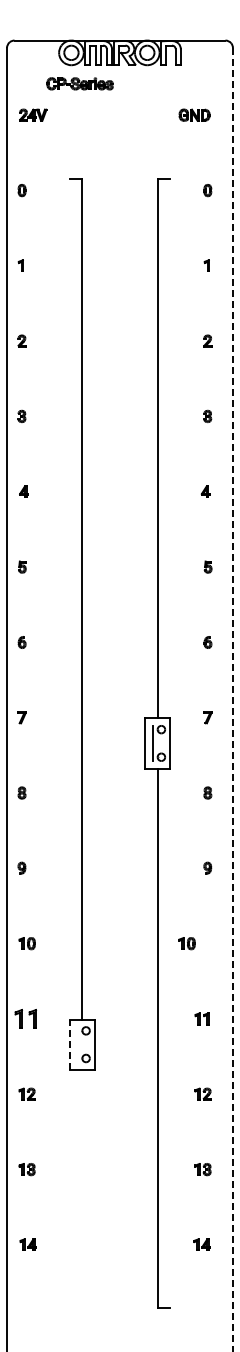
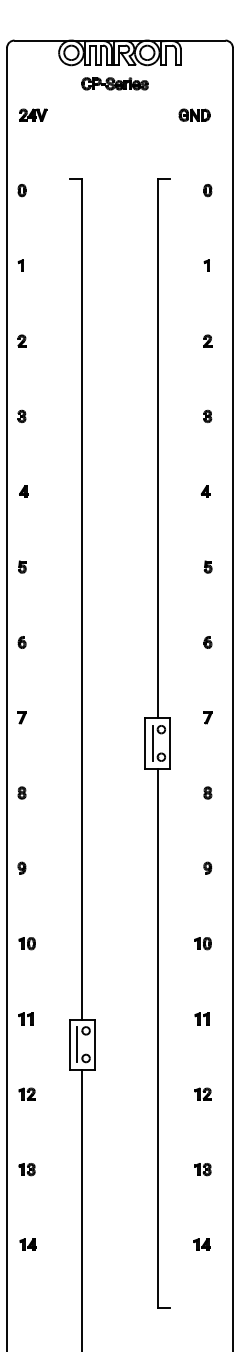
part position: (79, 83) -> (114, 83) (114, 83)
line: dashed -> solid (232, 700)
part position: (186, 943) -> (202, 943) (202, 943)
part size: 23x20 px -> 16x14 px (25, 1018)
line: dashed -> solid (69, 1044)
line: none -> present (77, 1044)
line: none -> present (82, 1208)
